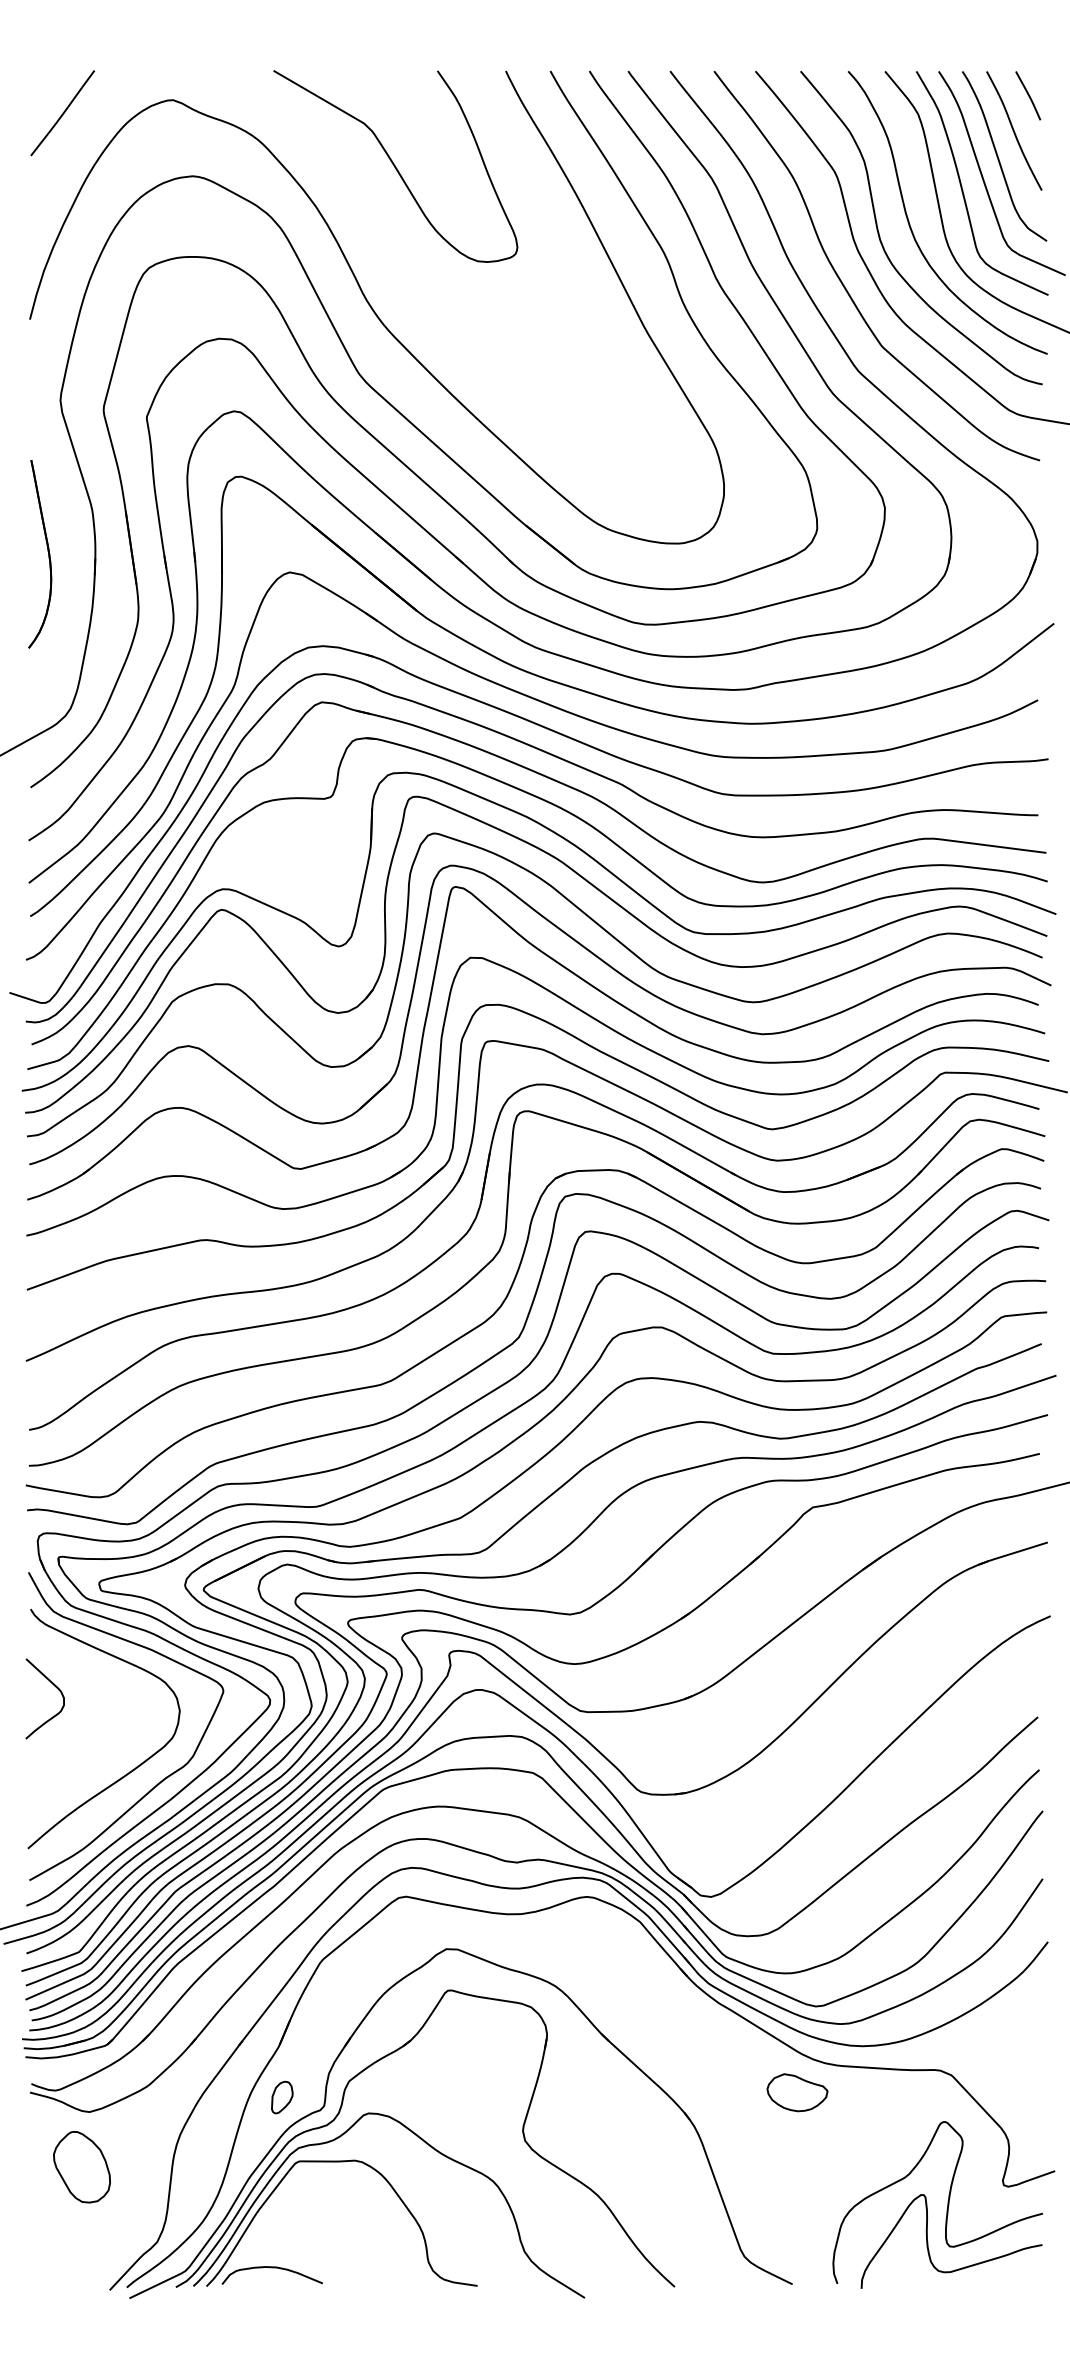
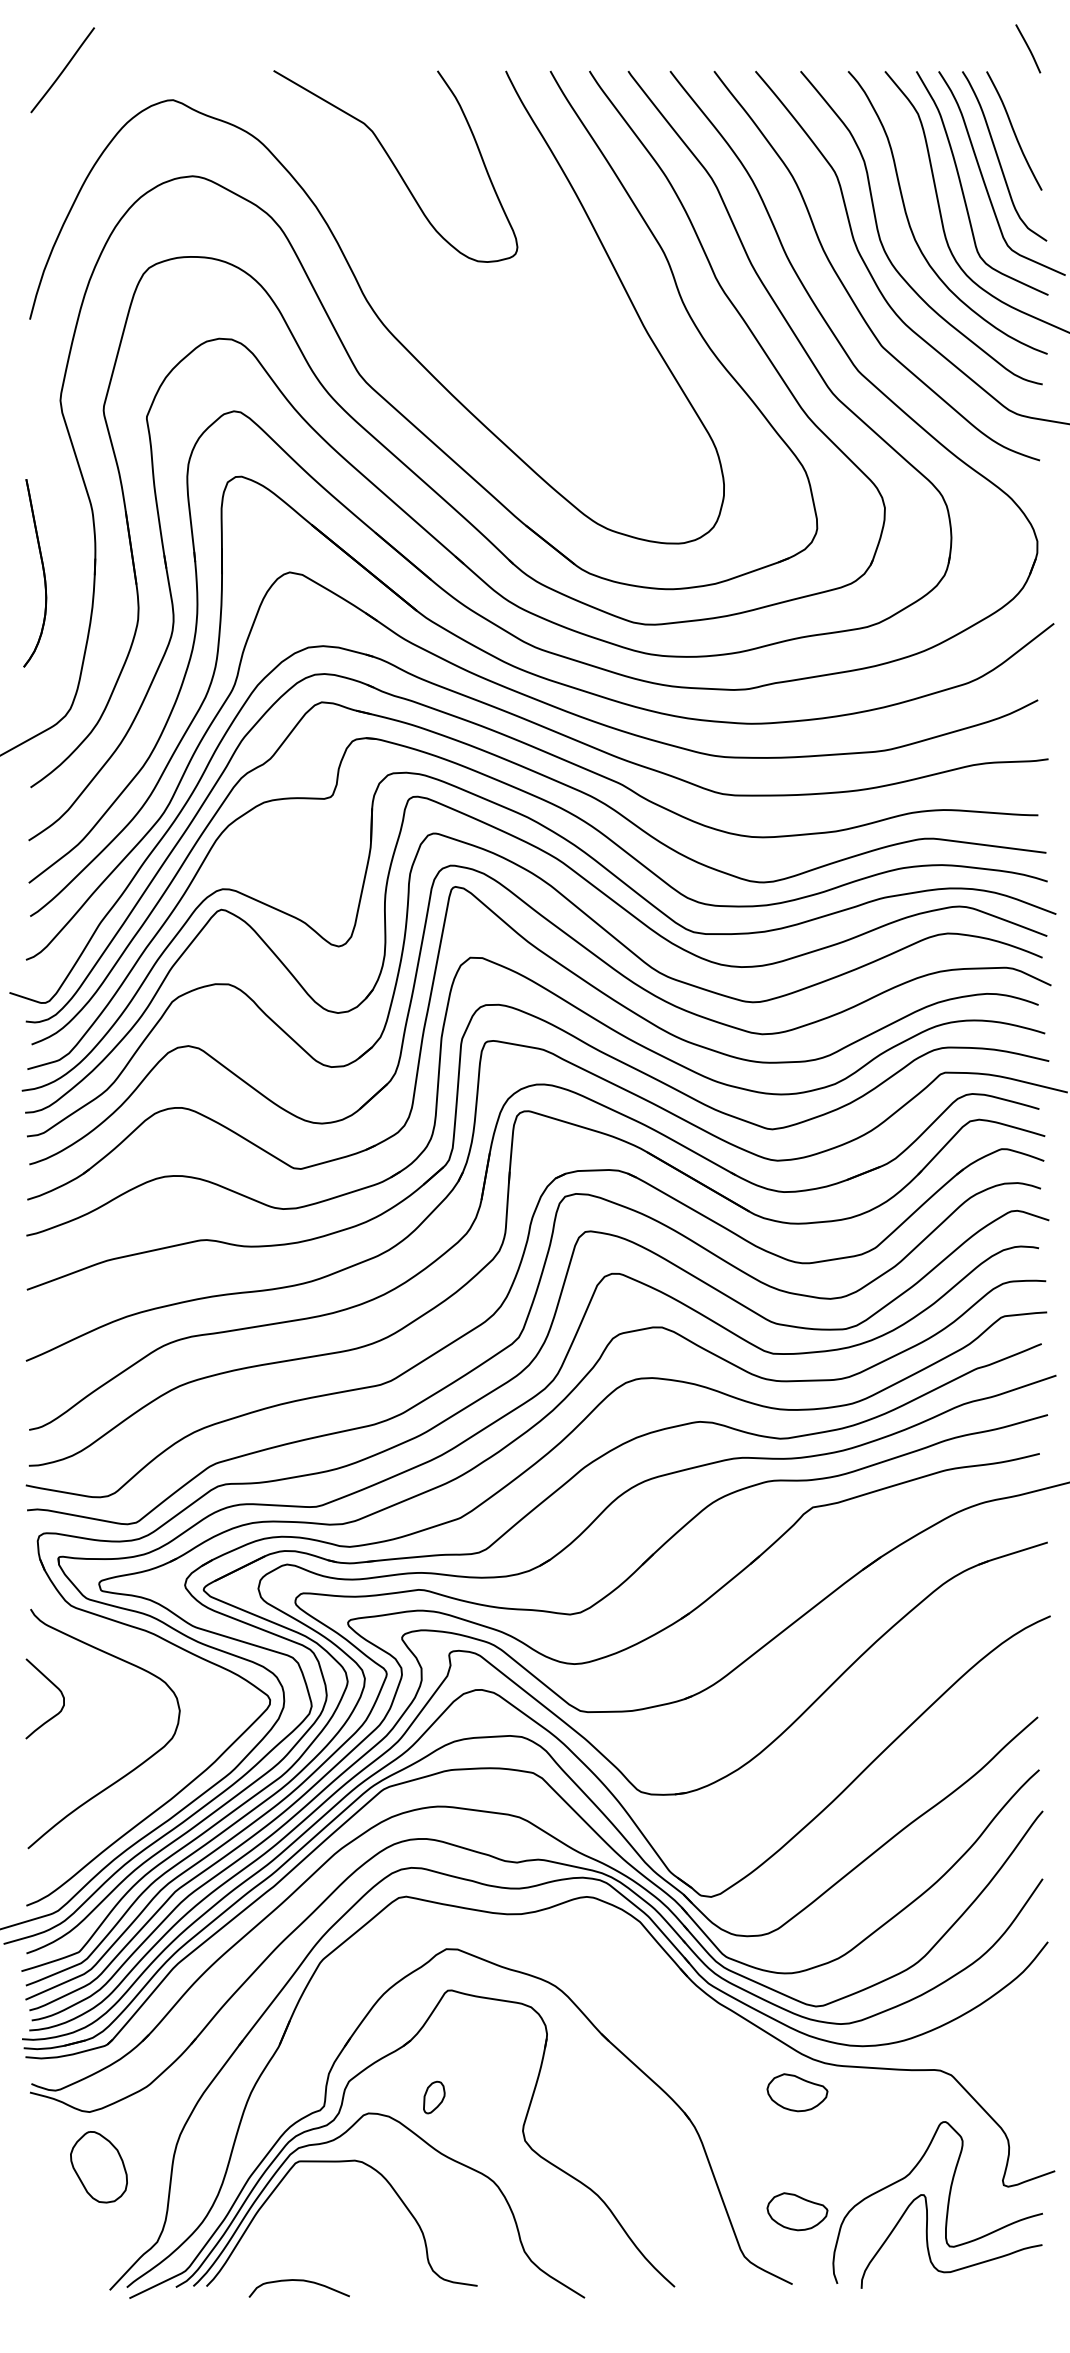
line position: (1028, 95) -> (1028, 48) (1028, 48)
line position: (62, 113) -> (62, 70) (62, 70)
part position: (47, 551) -> (42, 570) (42, 570)
curve: present -> none (163, 1778)
part position: (282, 2097) -> (434, 2097) (434, 2097)
part position: (81, 2167) -> (98, 2167) (98, 2167)
part: none -> present (797, 2211)
curve position: (271, 2268) -> (298, 2281) (298, 2281)
